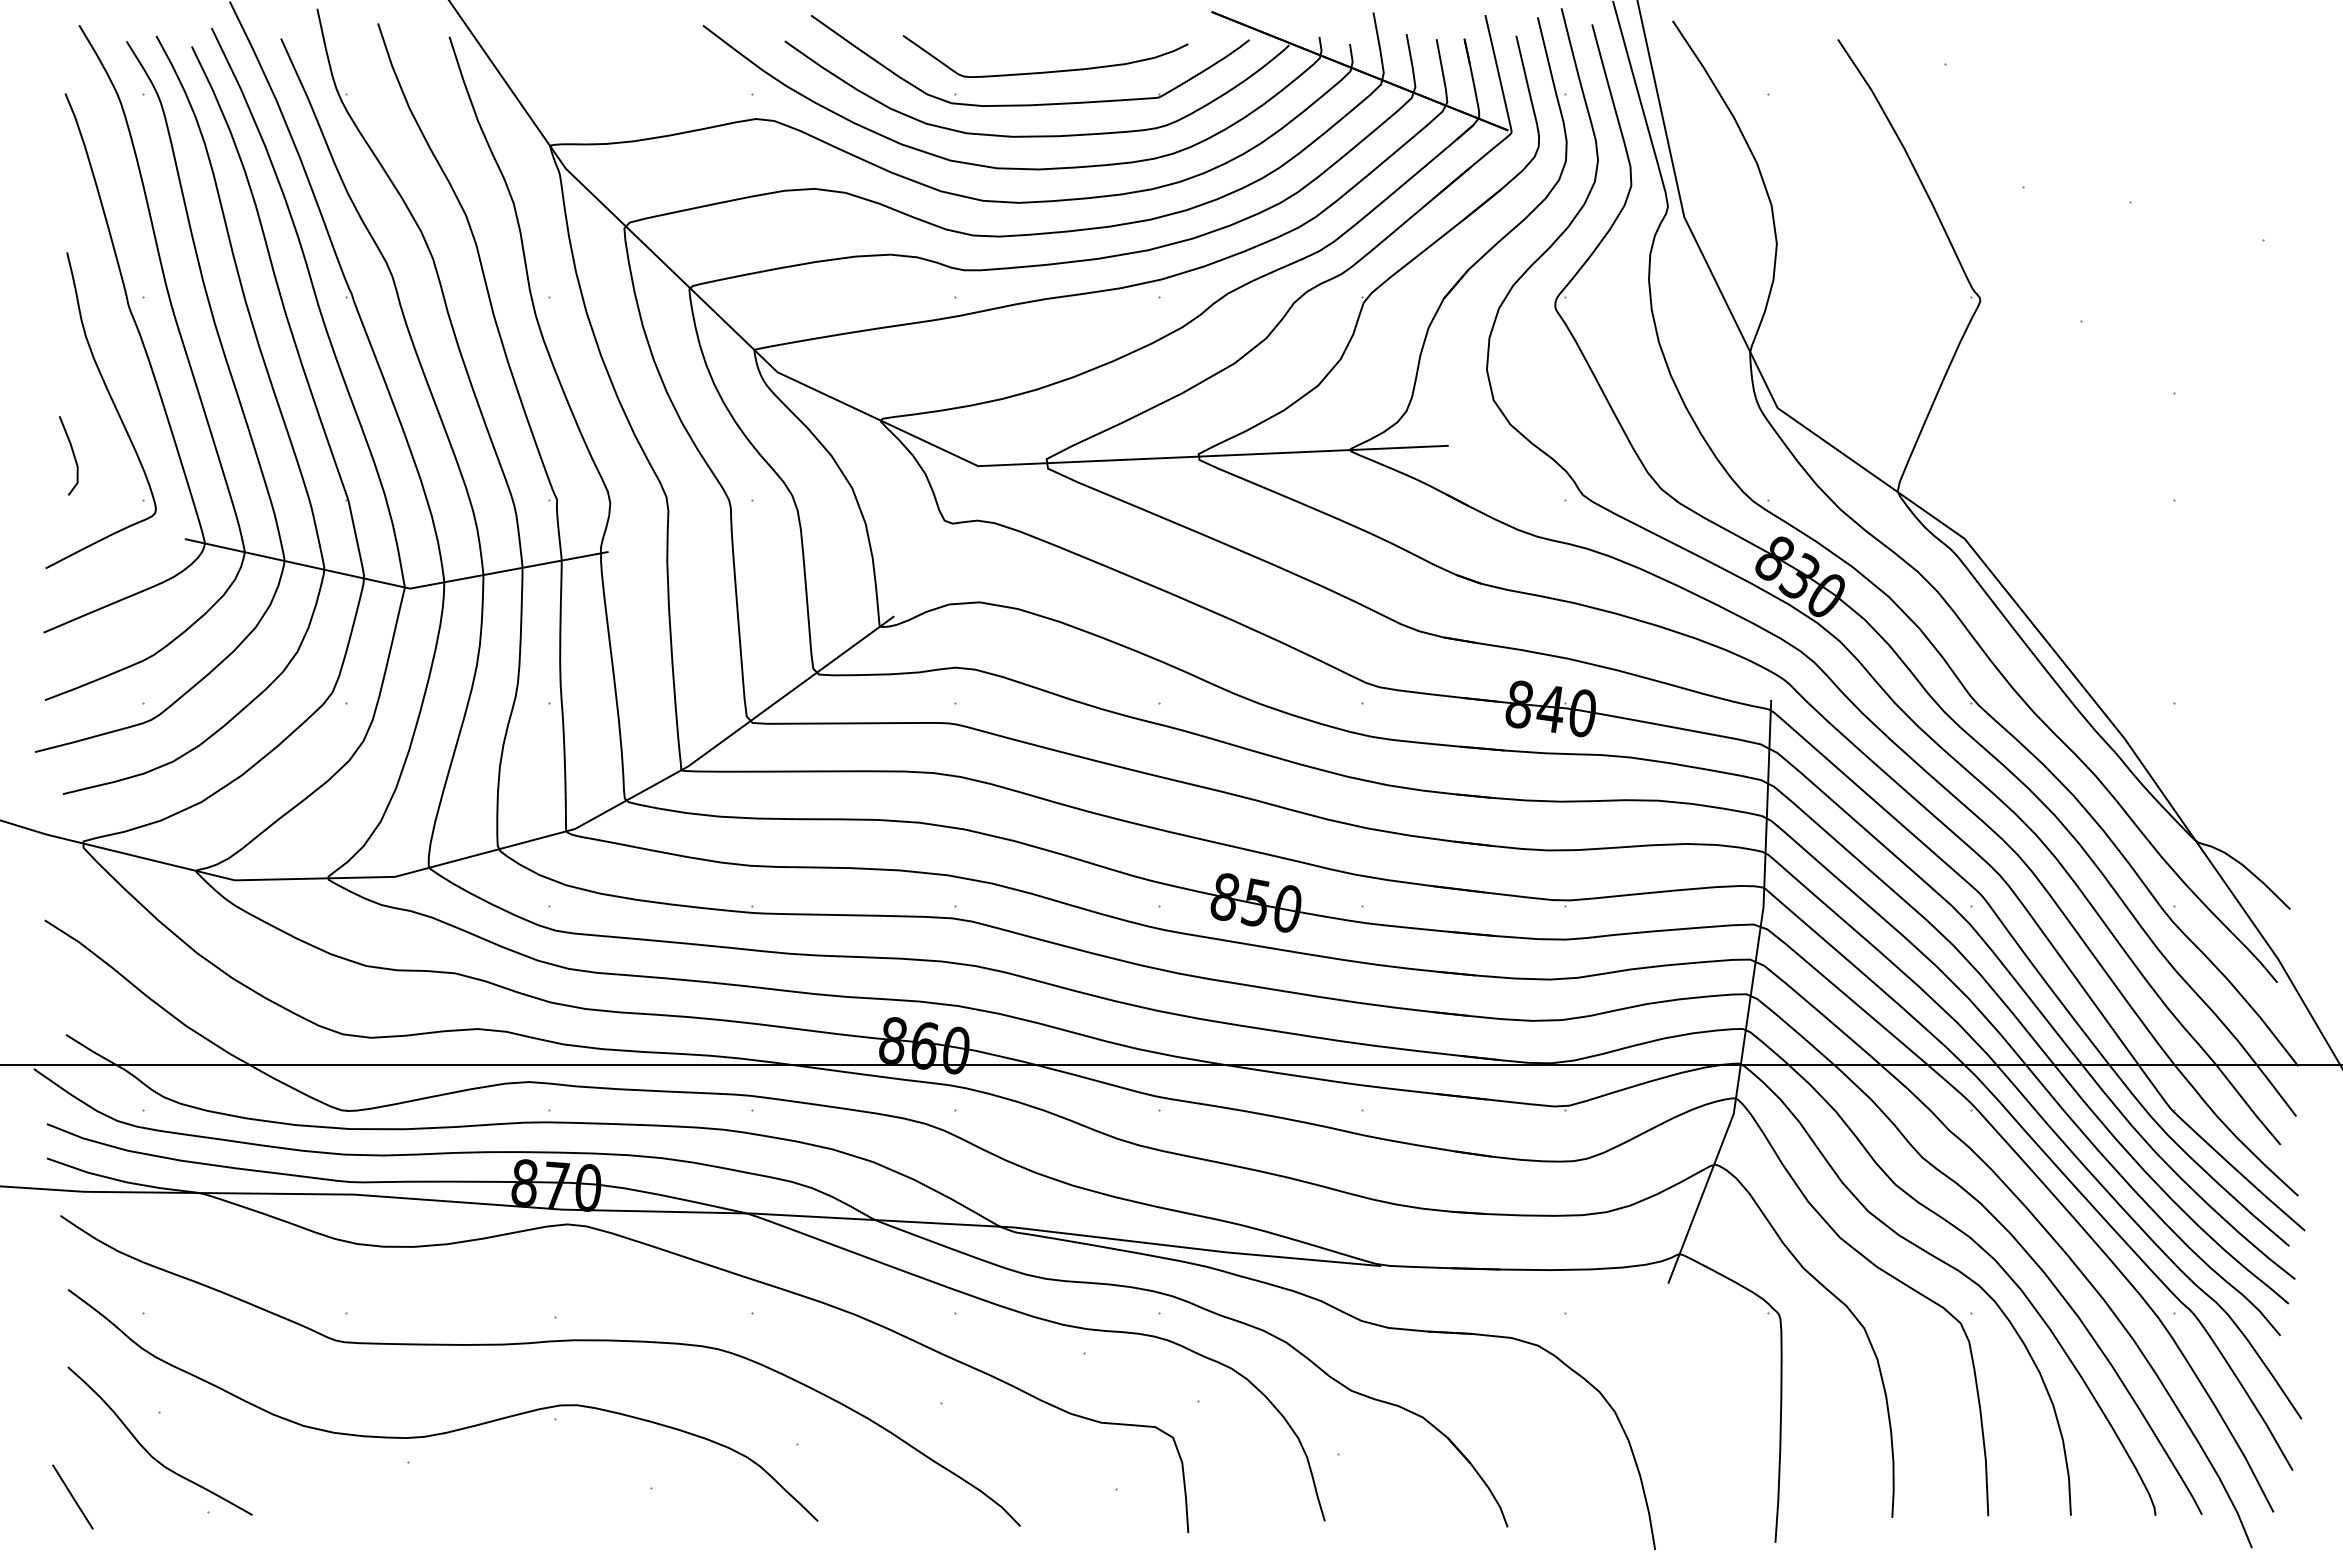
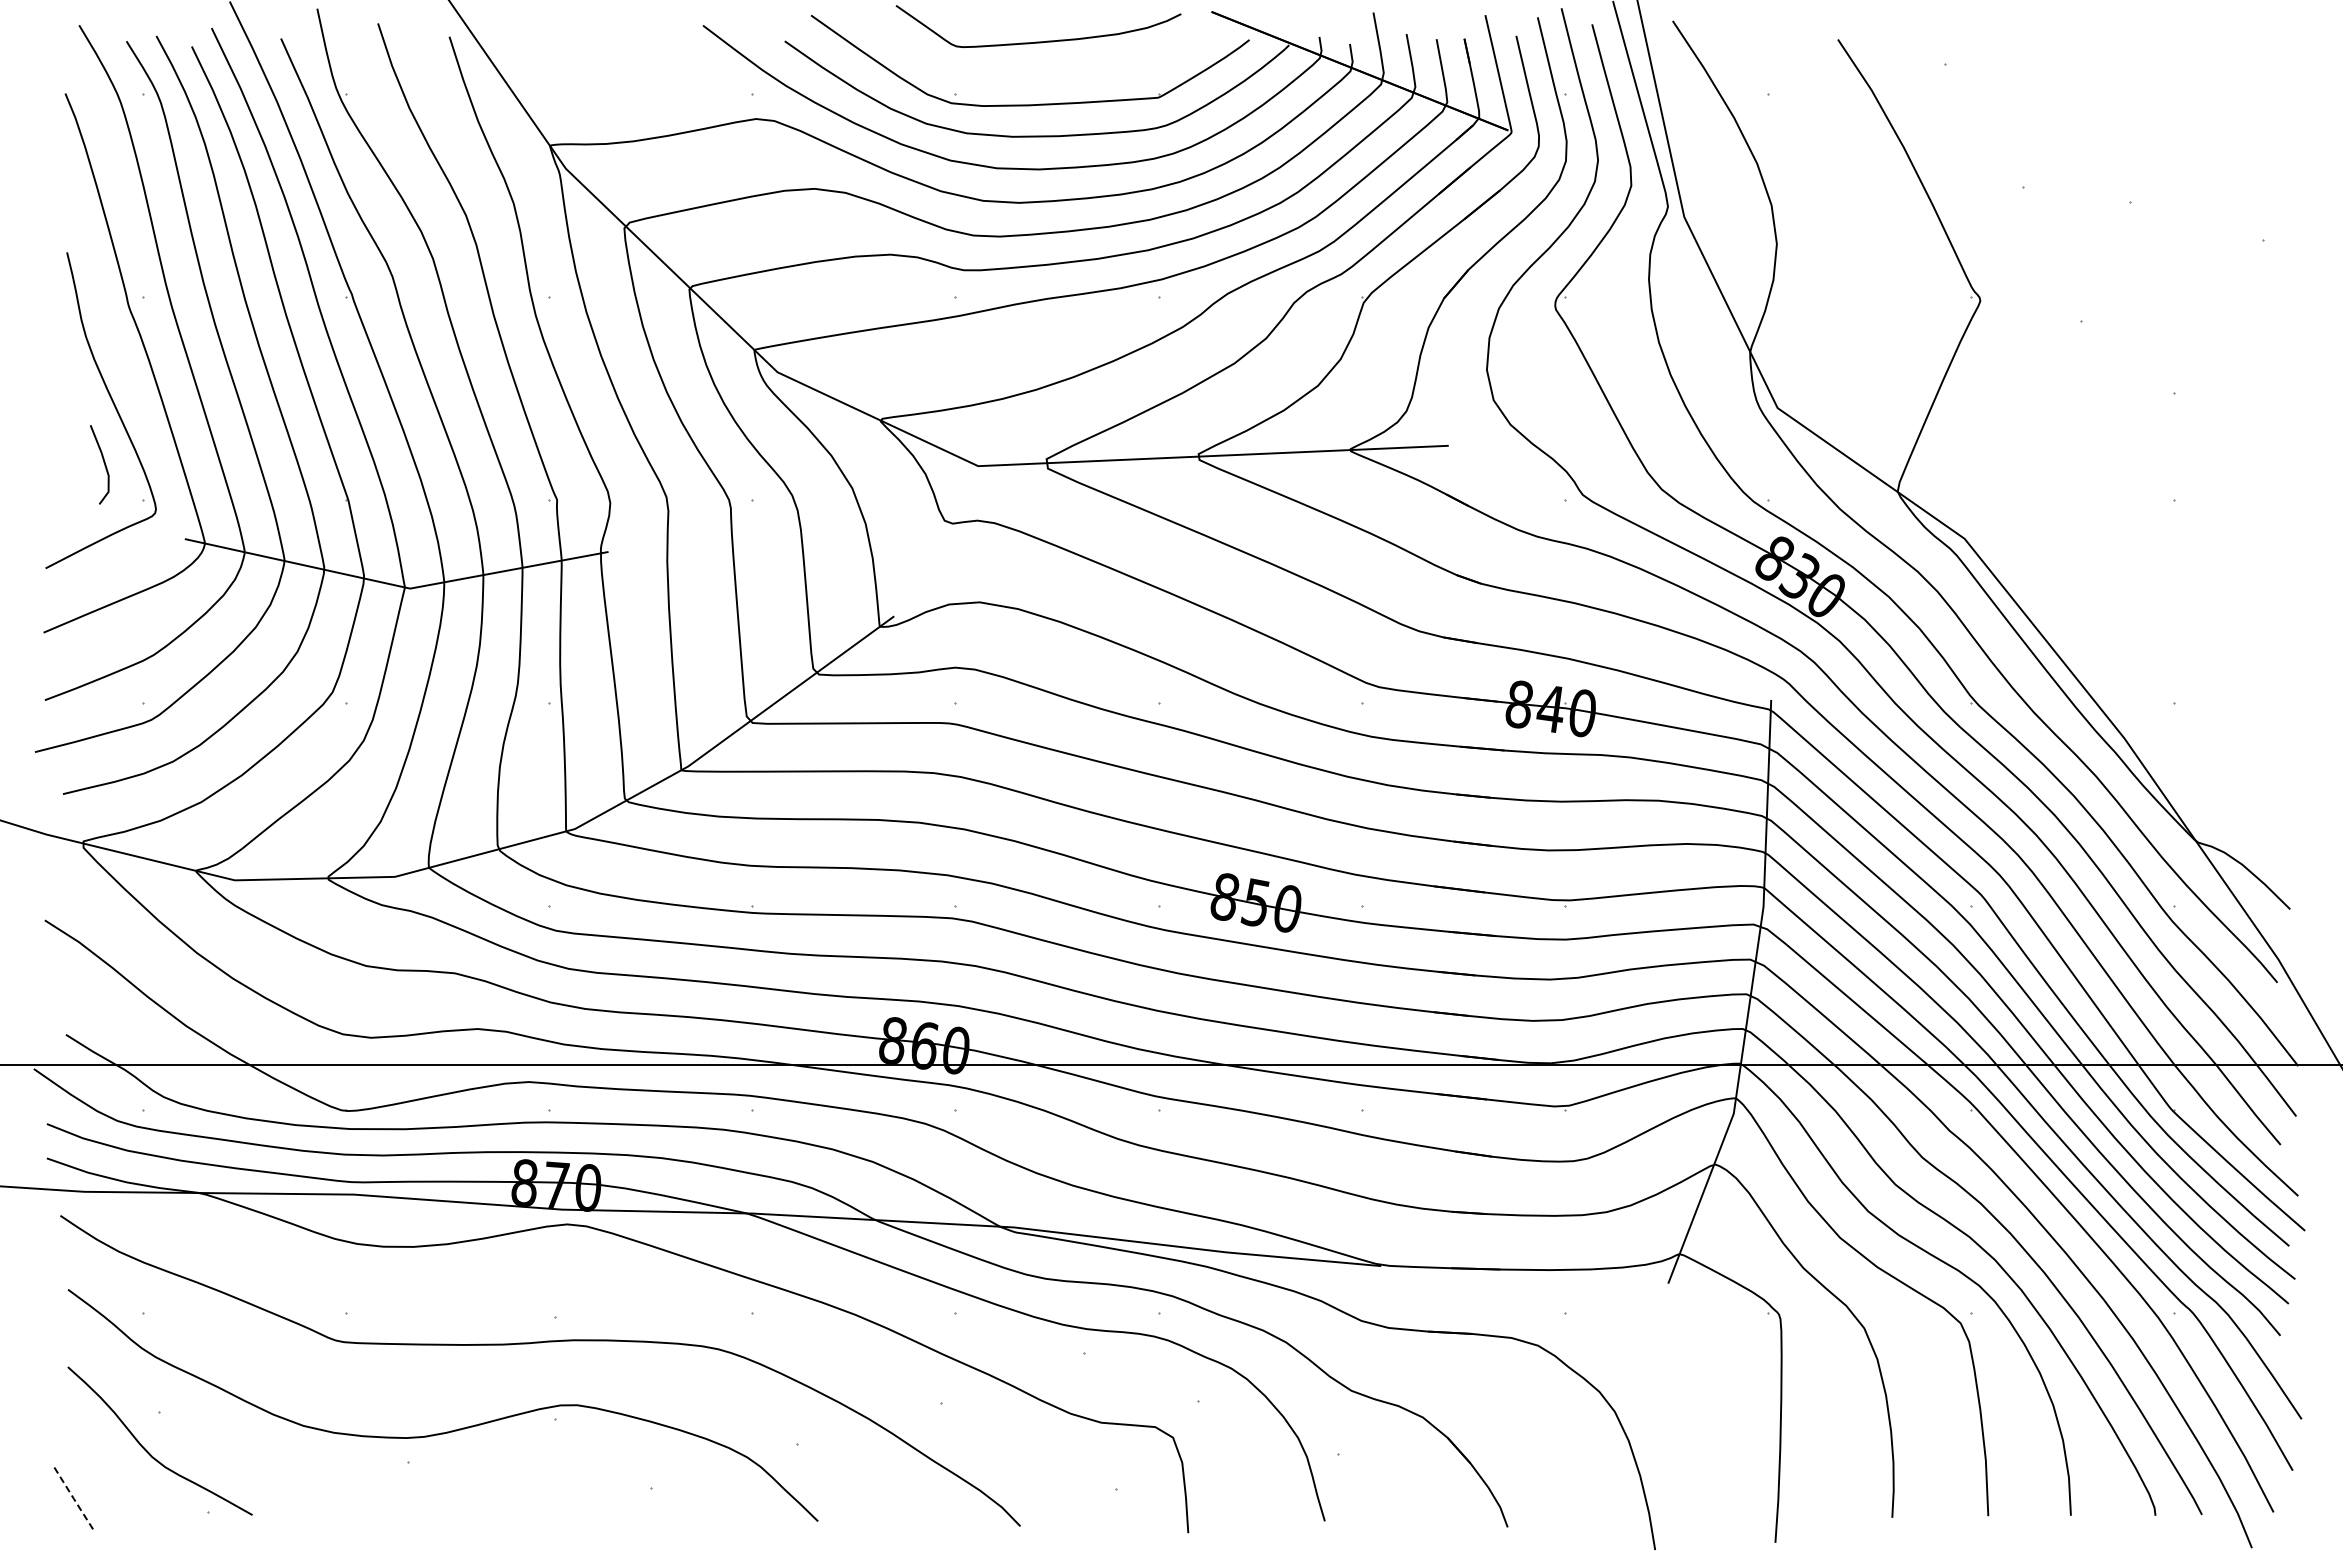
curve position: (1045, 71) -> (1038, 41) (1038, 41)
line position: (72, 453) -> (103, 462) (103, 462)
line: solid -> dashed (73, 1497)
